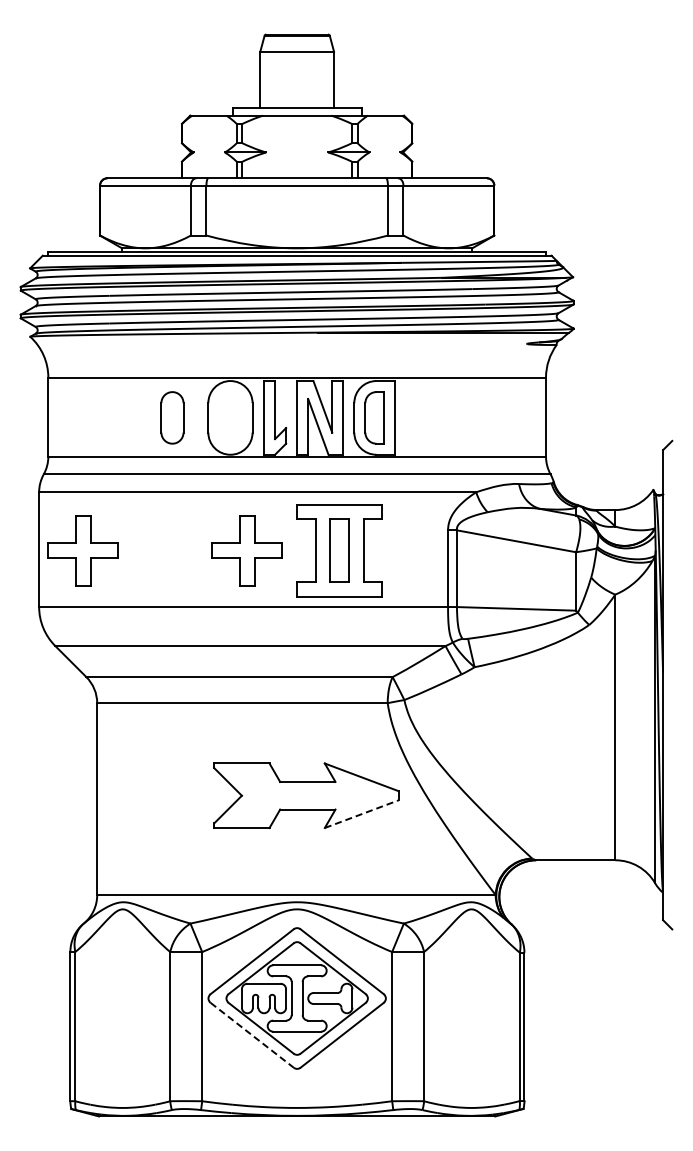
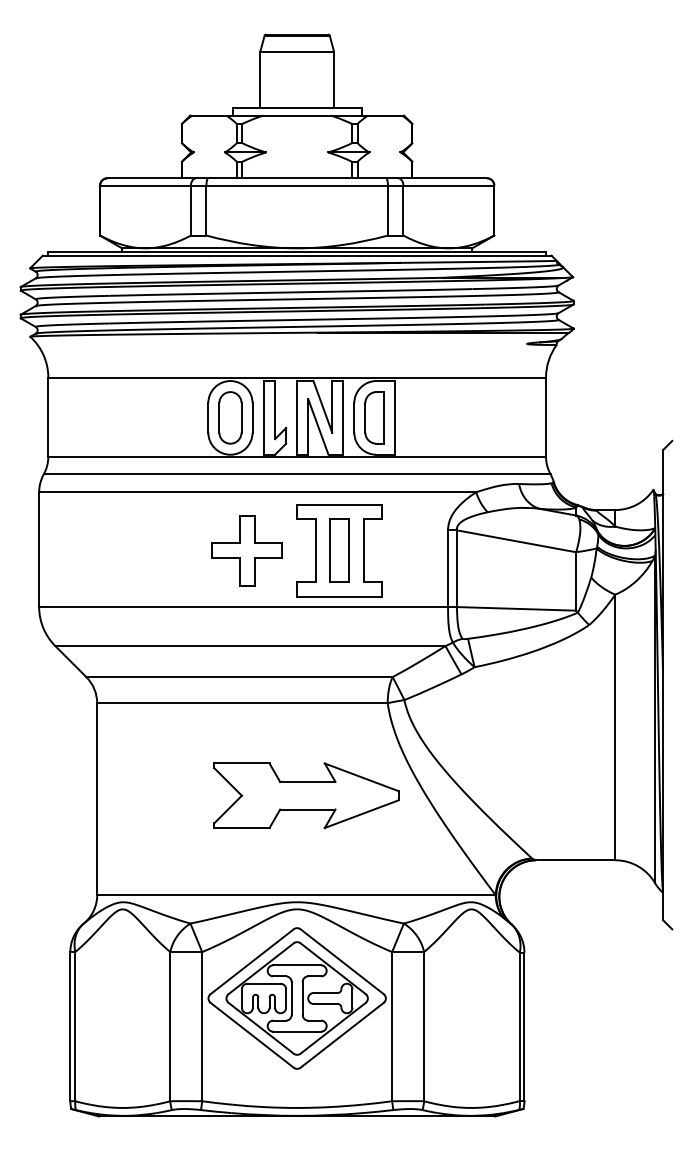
part position: (172, 417) -> (230, 417) (230, 417)
part: present -> none (82, 550)
line: dashed -> solid (362, 814)
line: dashed -> solid (252, 1035)
